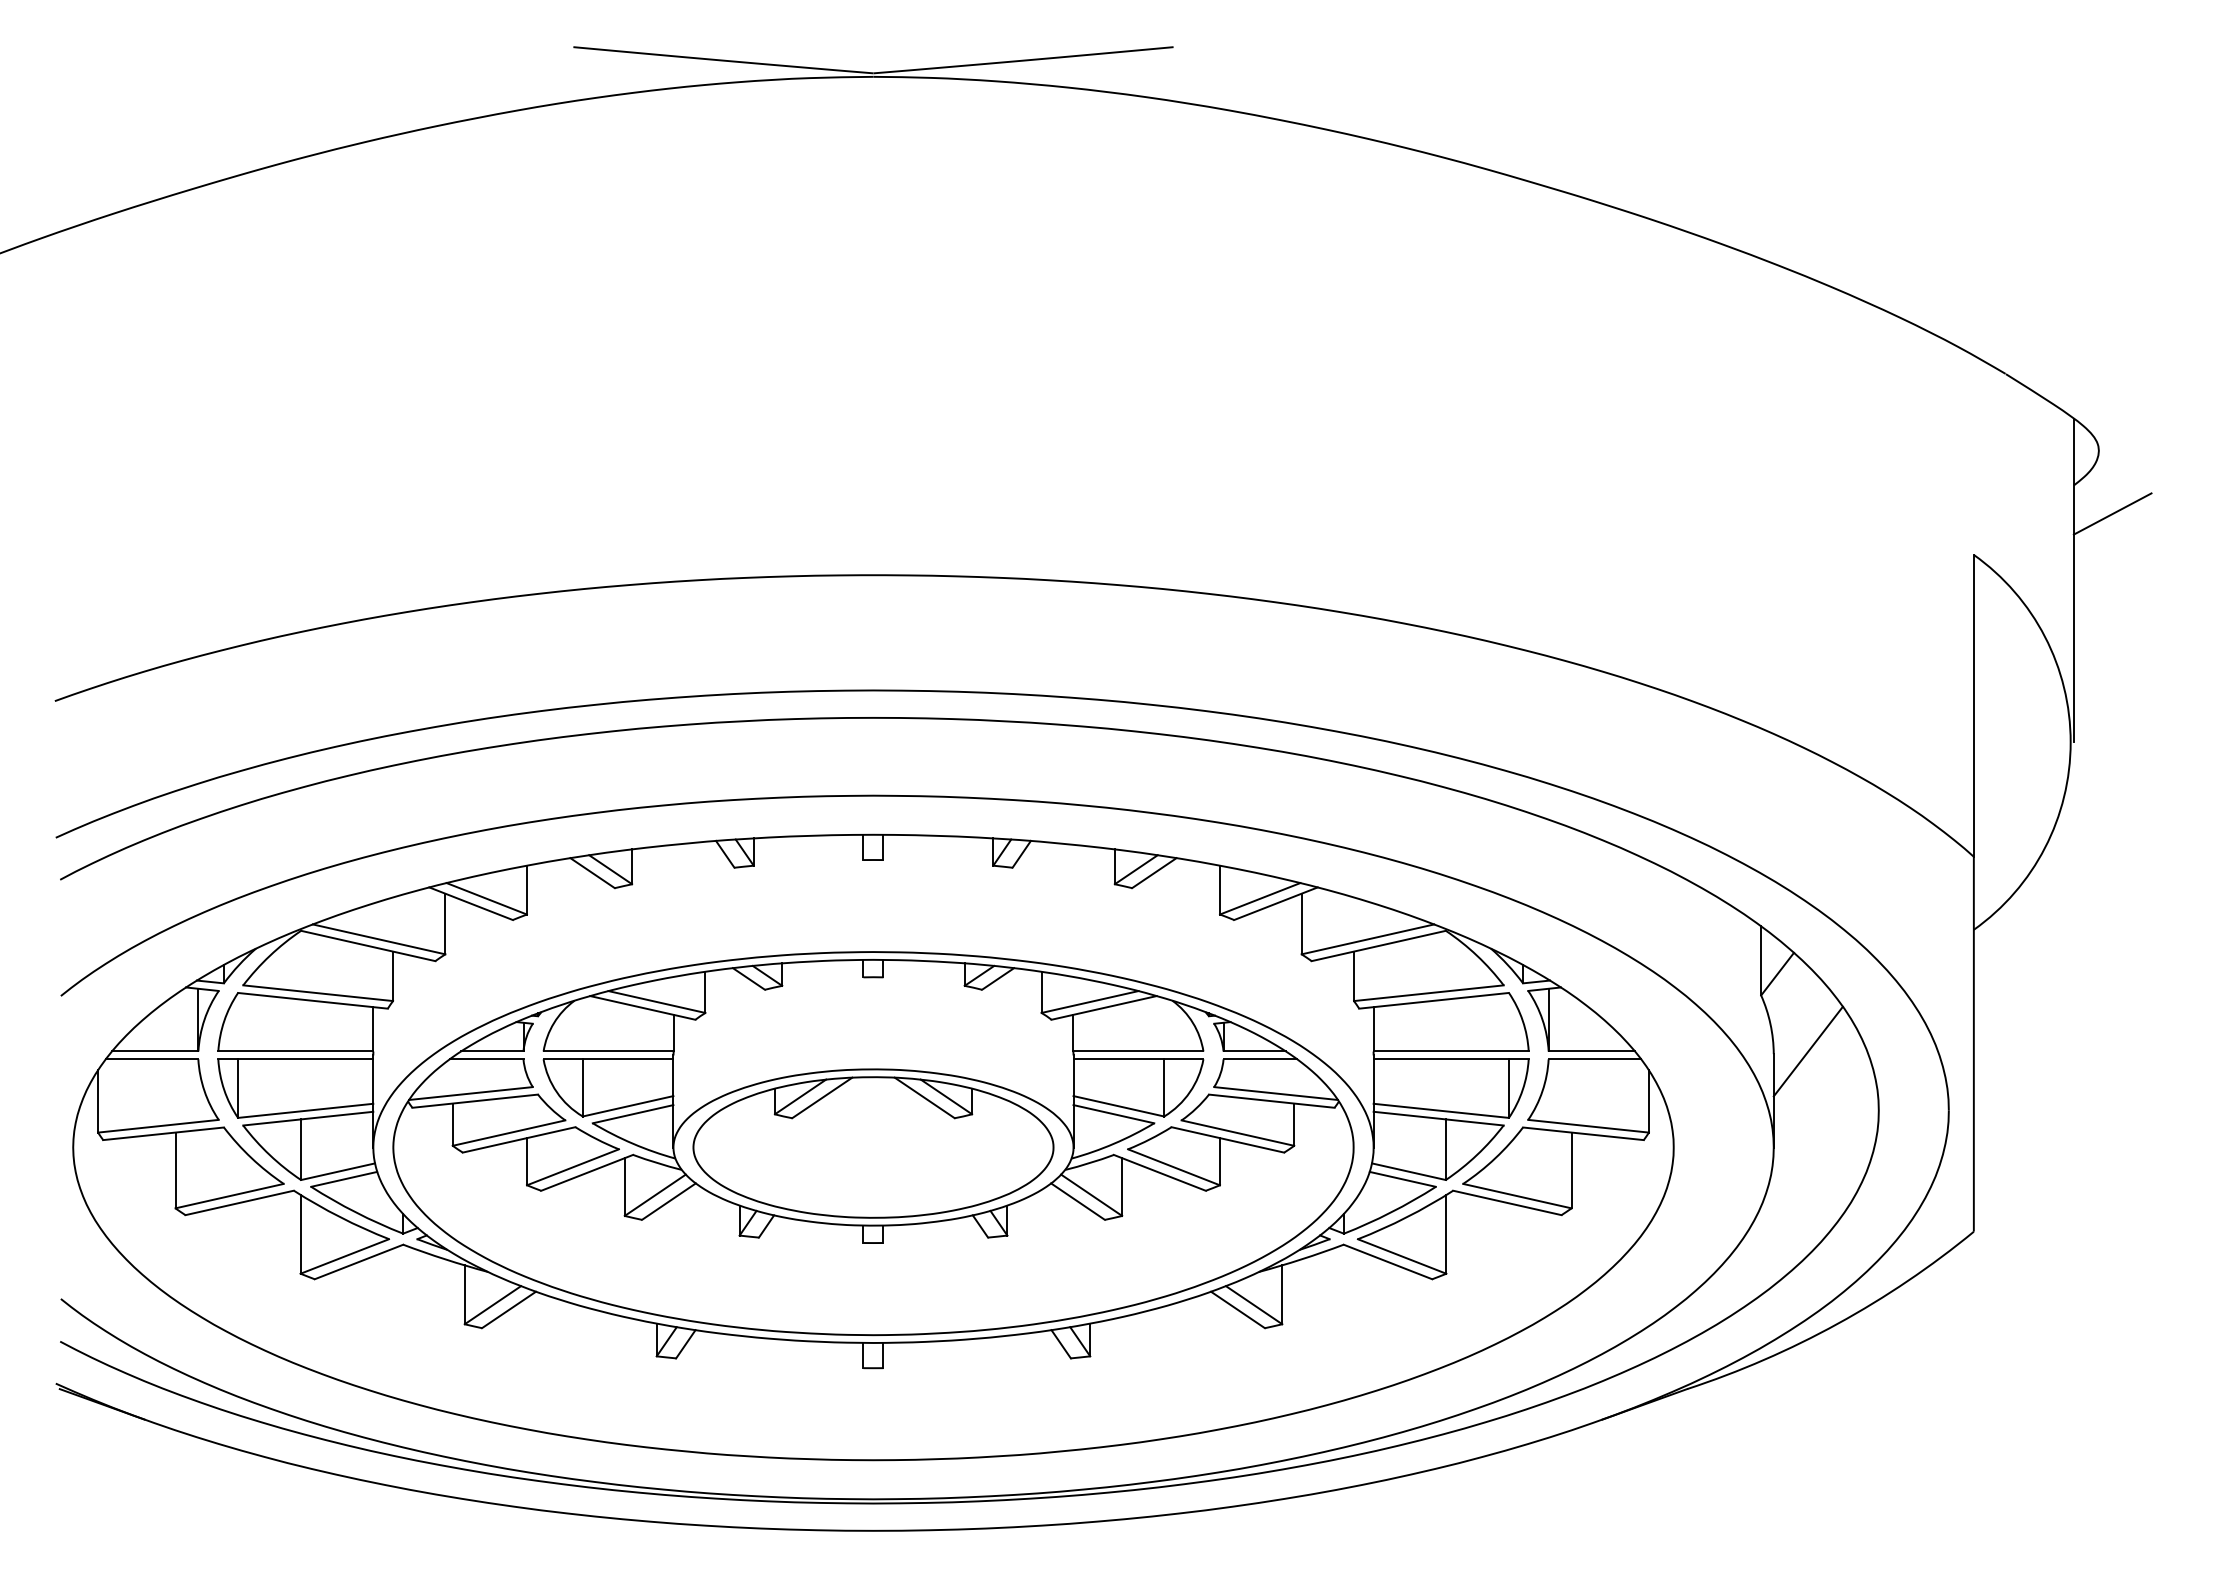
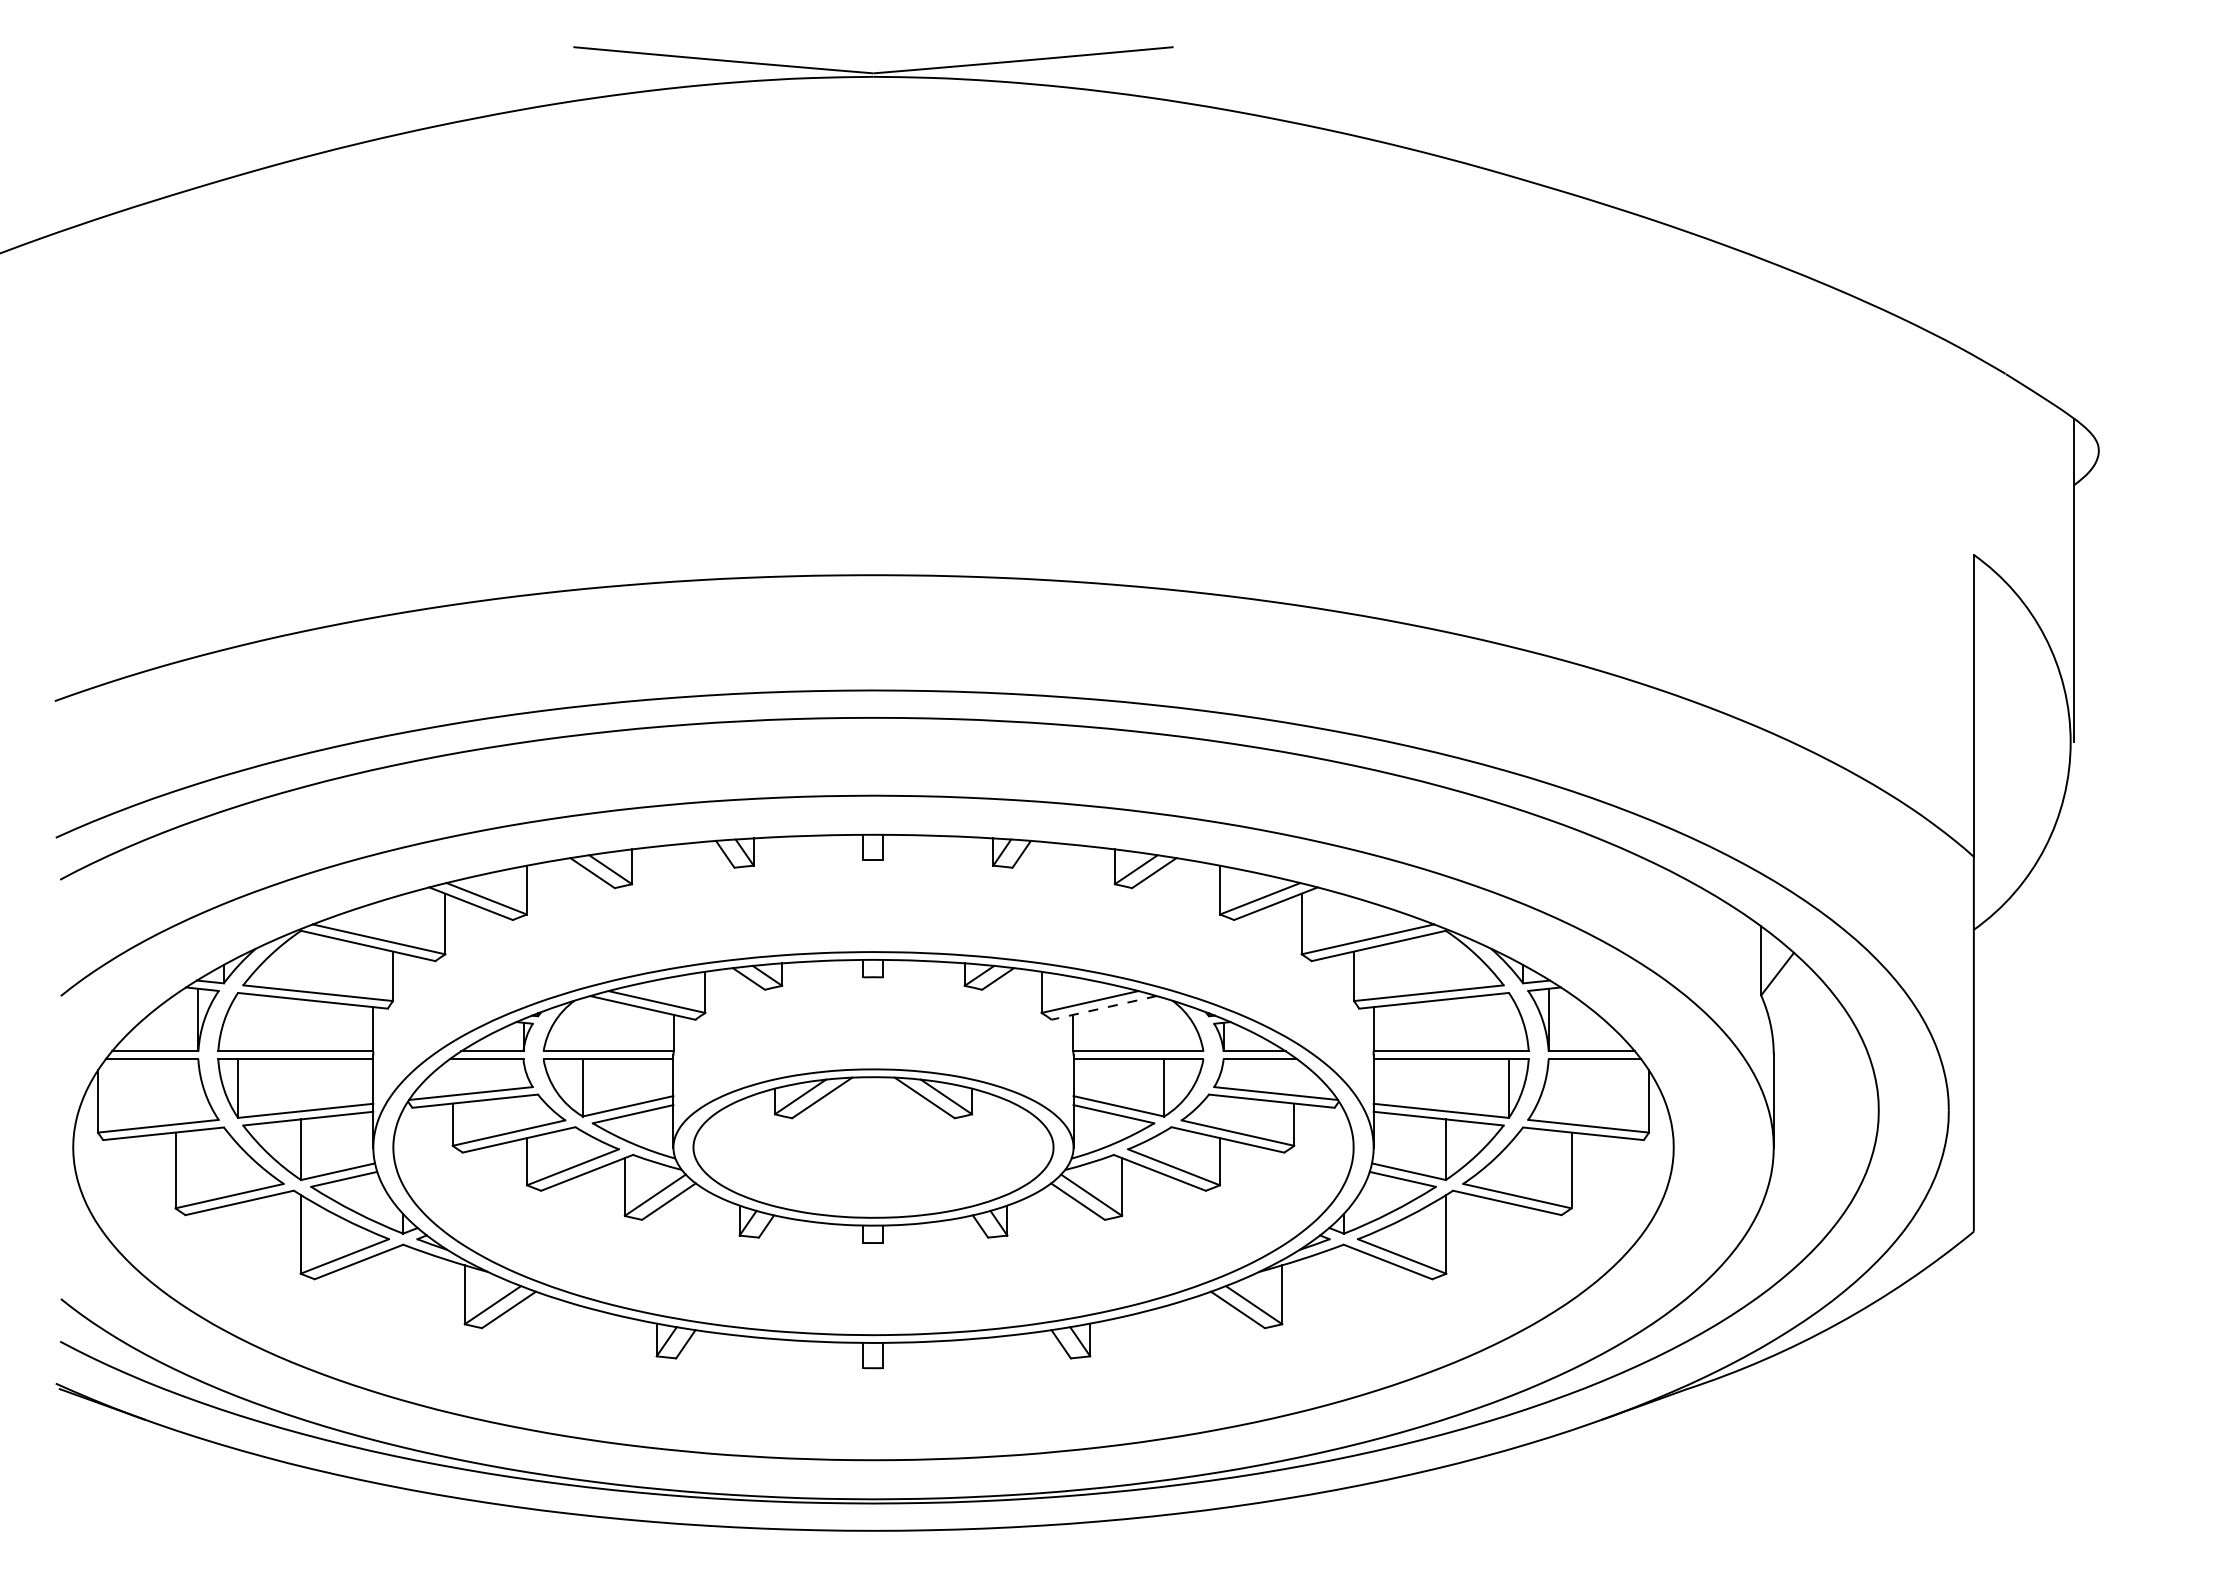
line: present -> none (2112, 513)
line: solid -> dashed (1104, 1007)
line: present -> none (1807, 1051)
